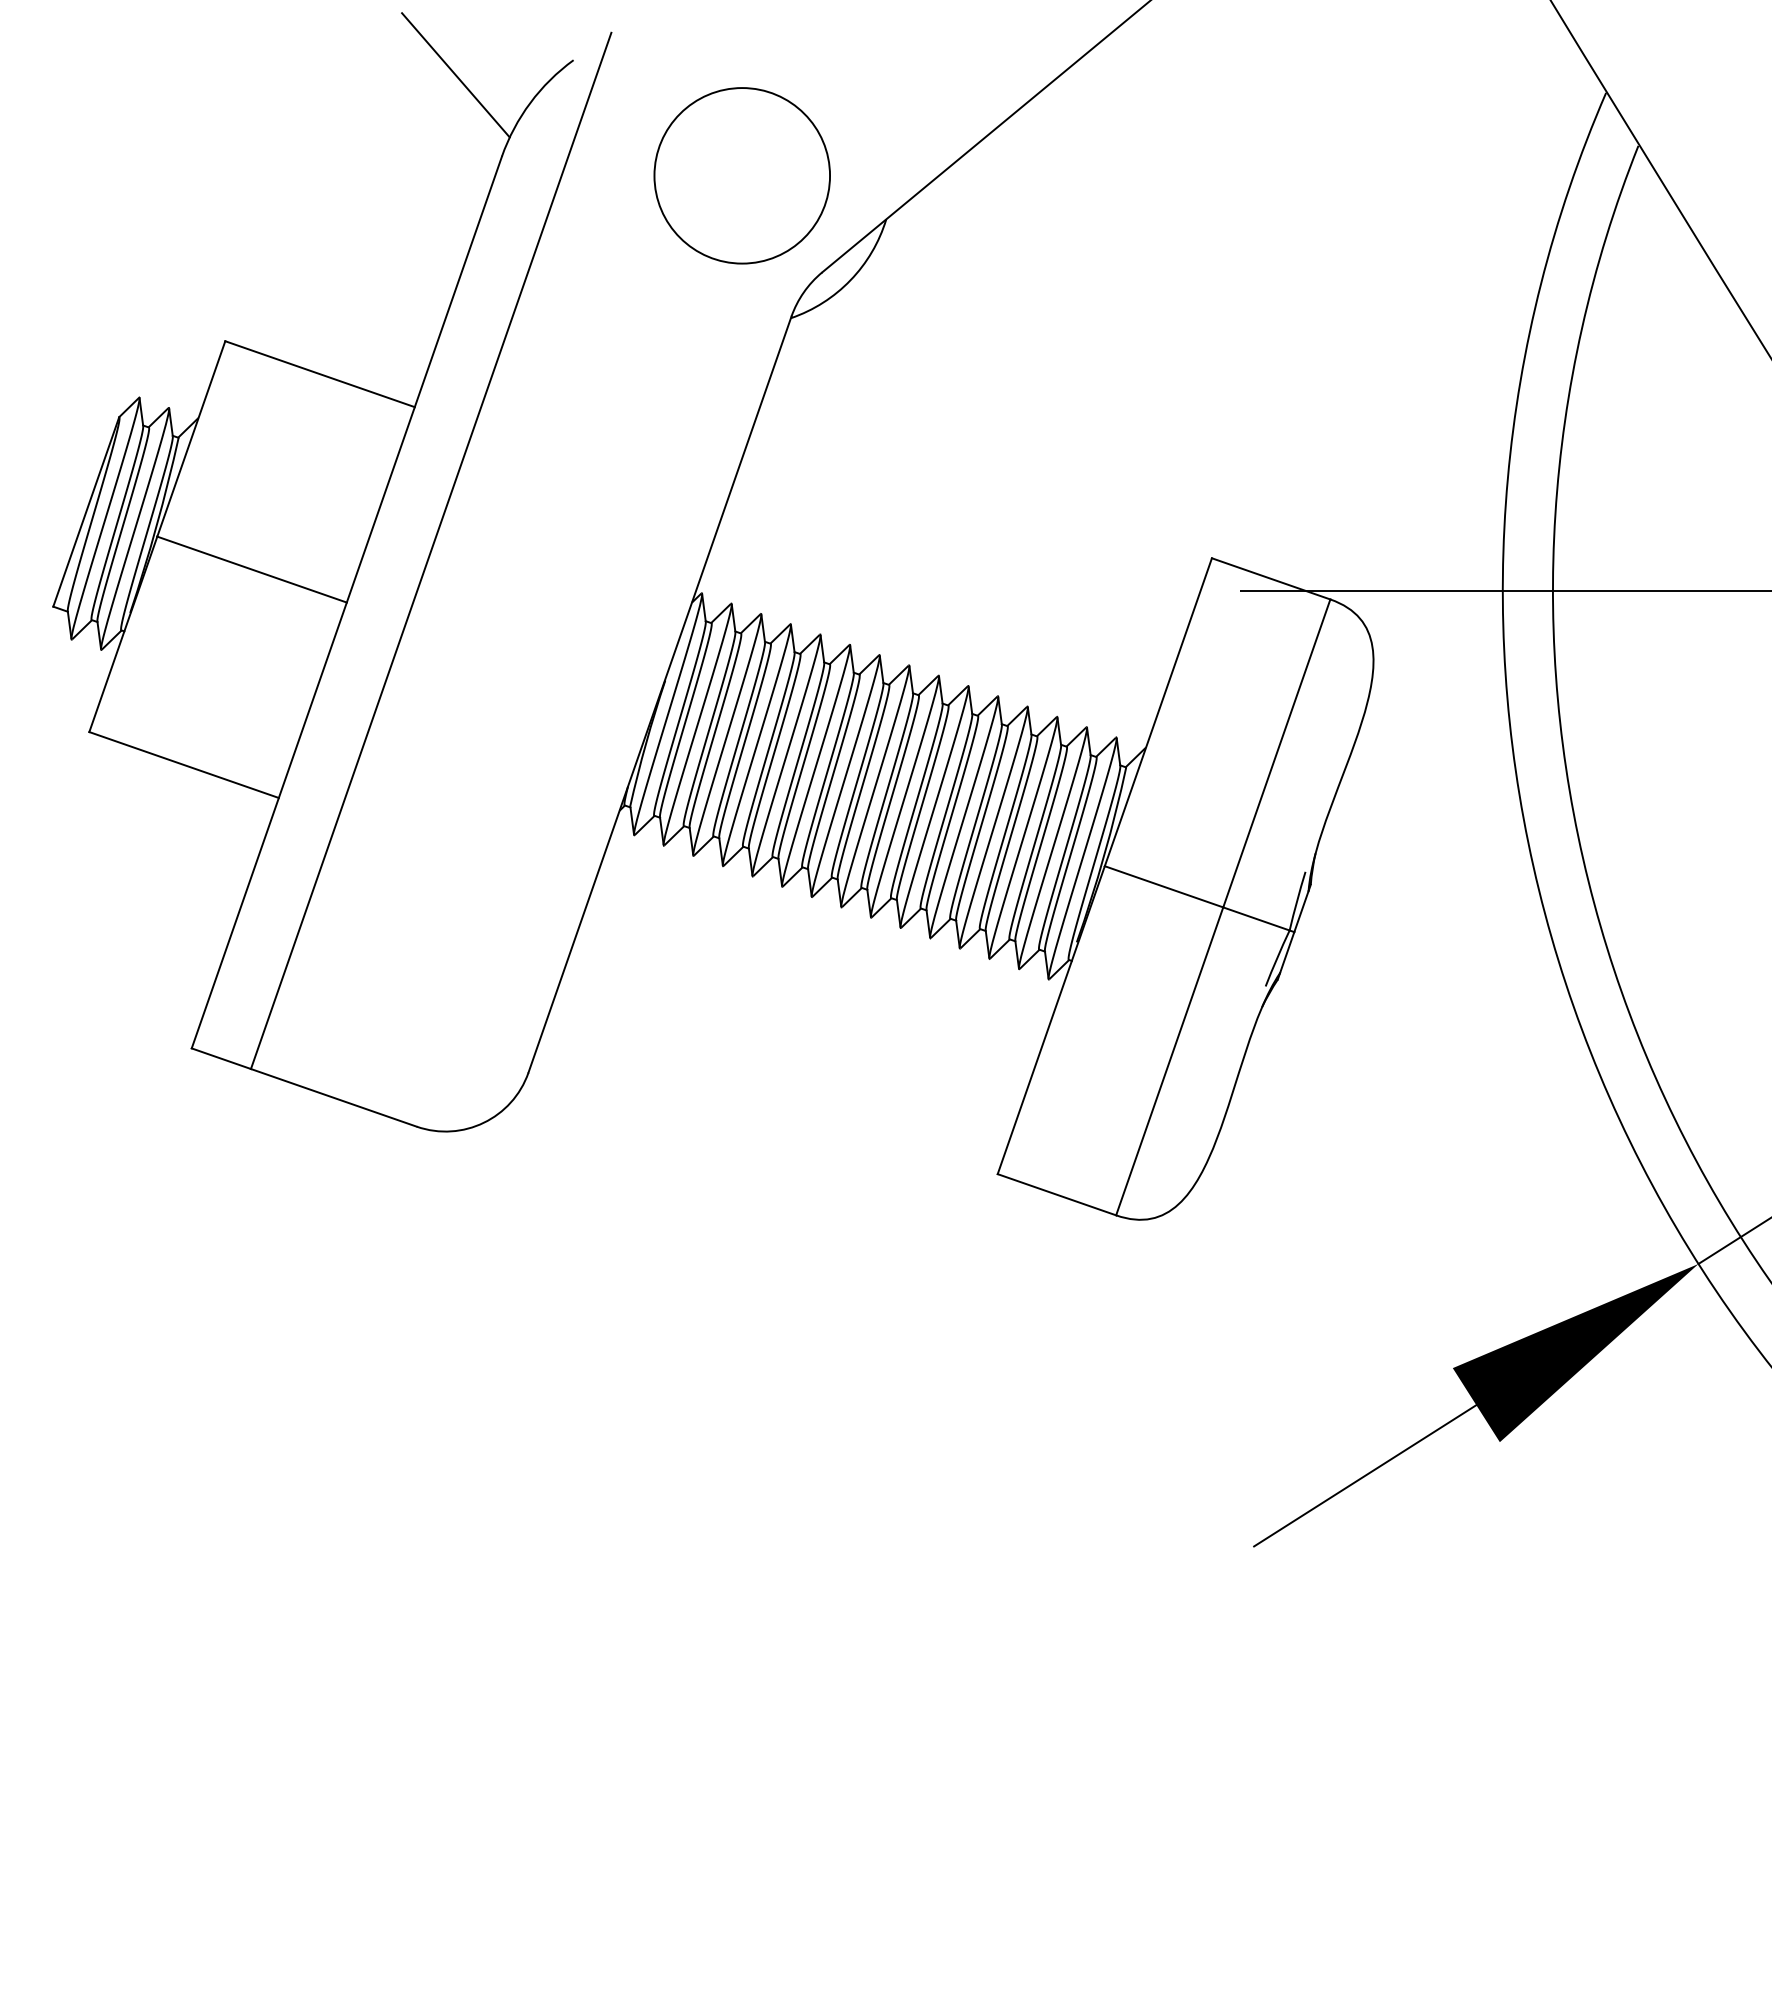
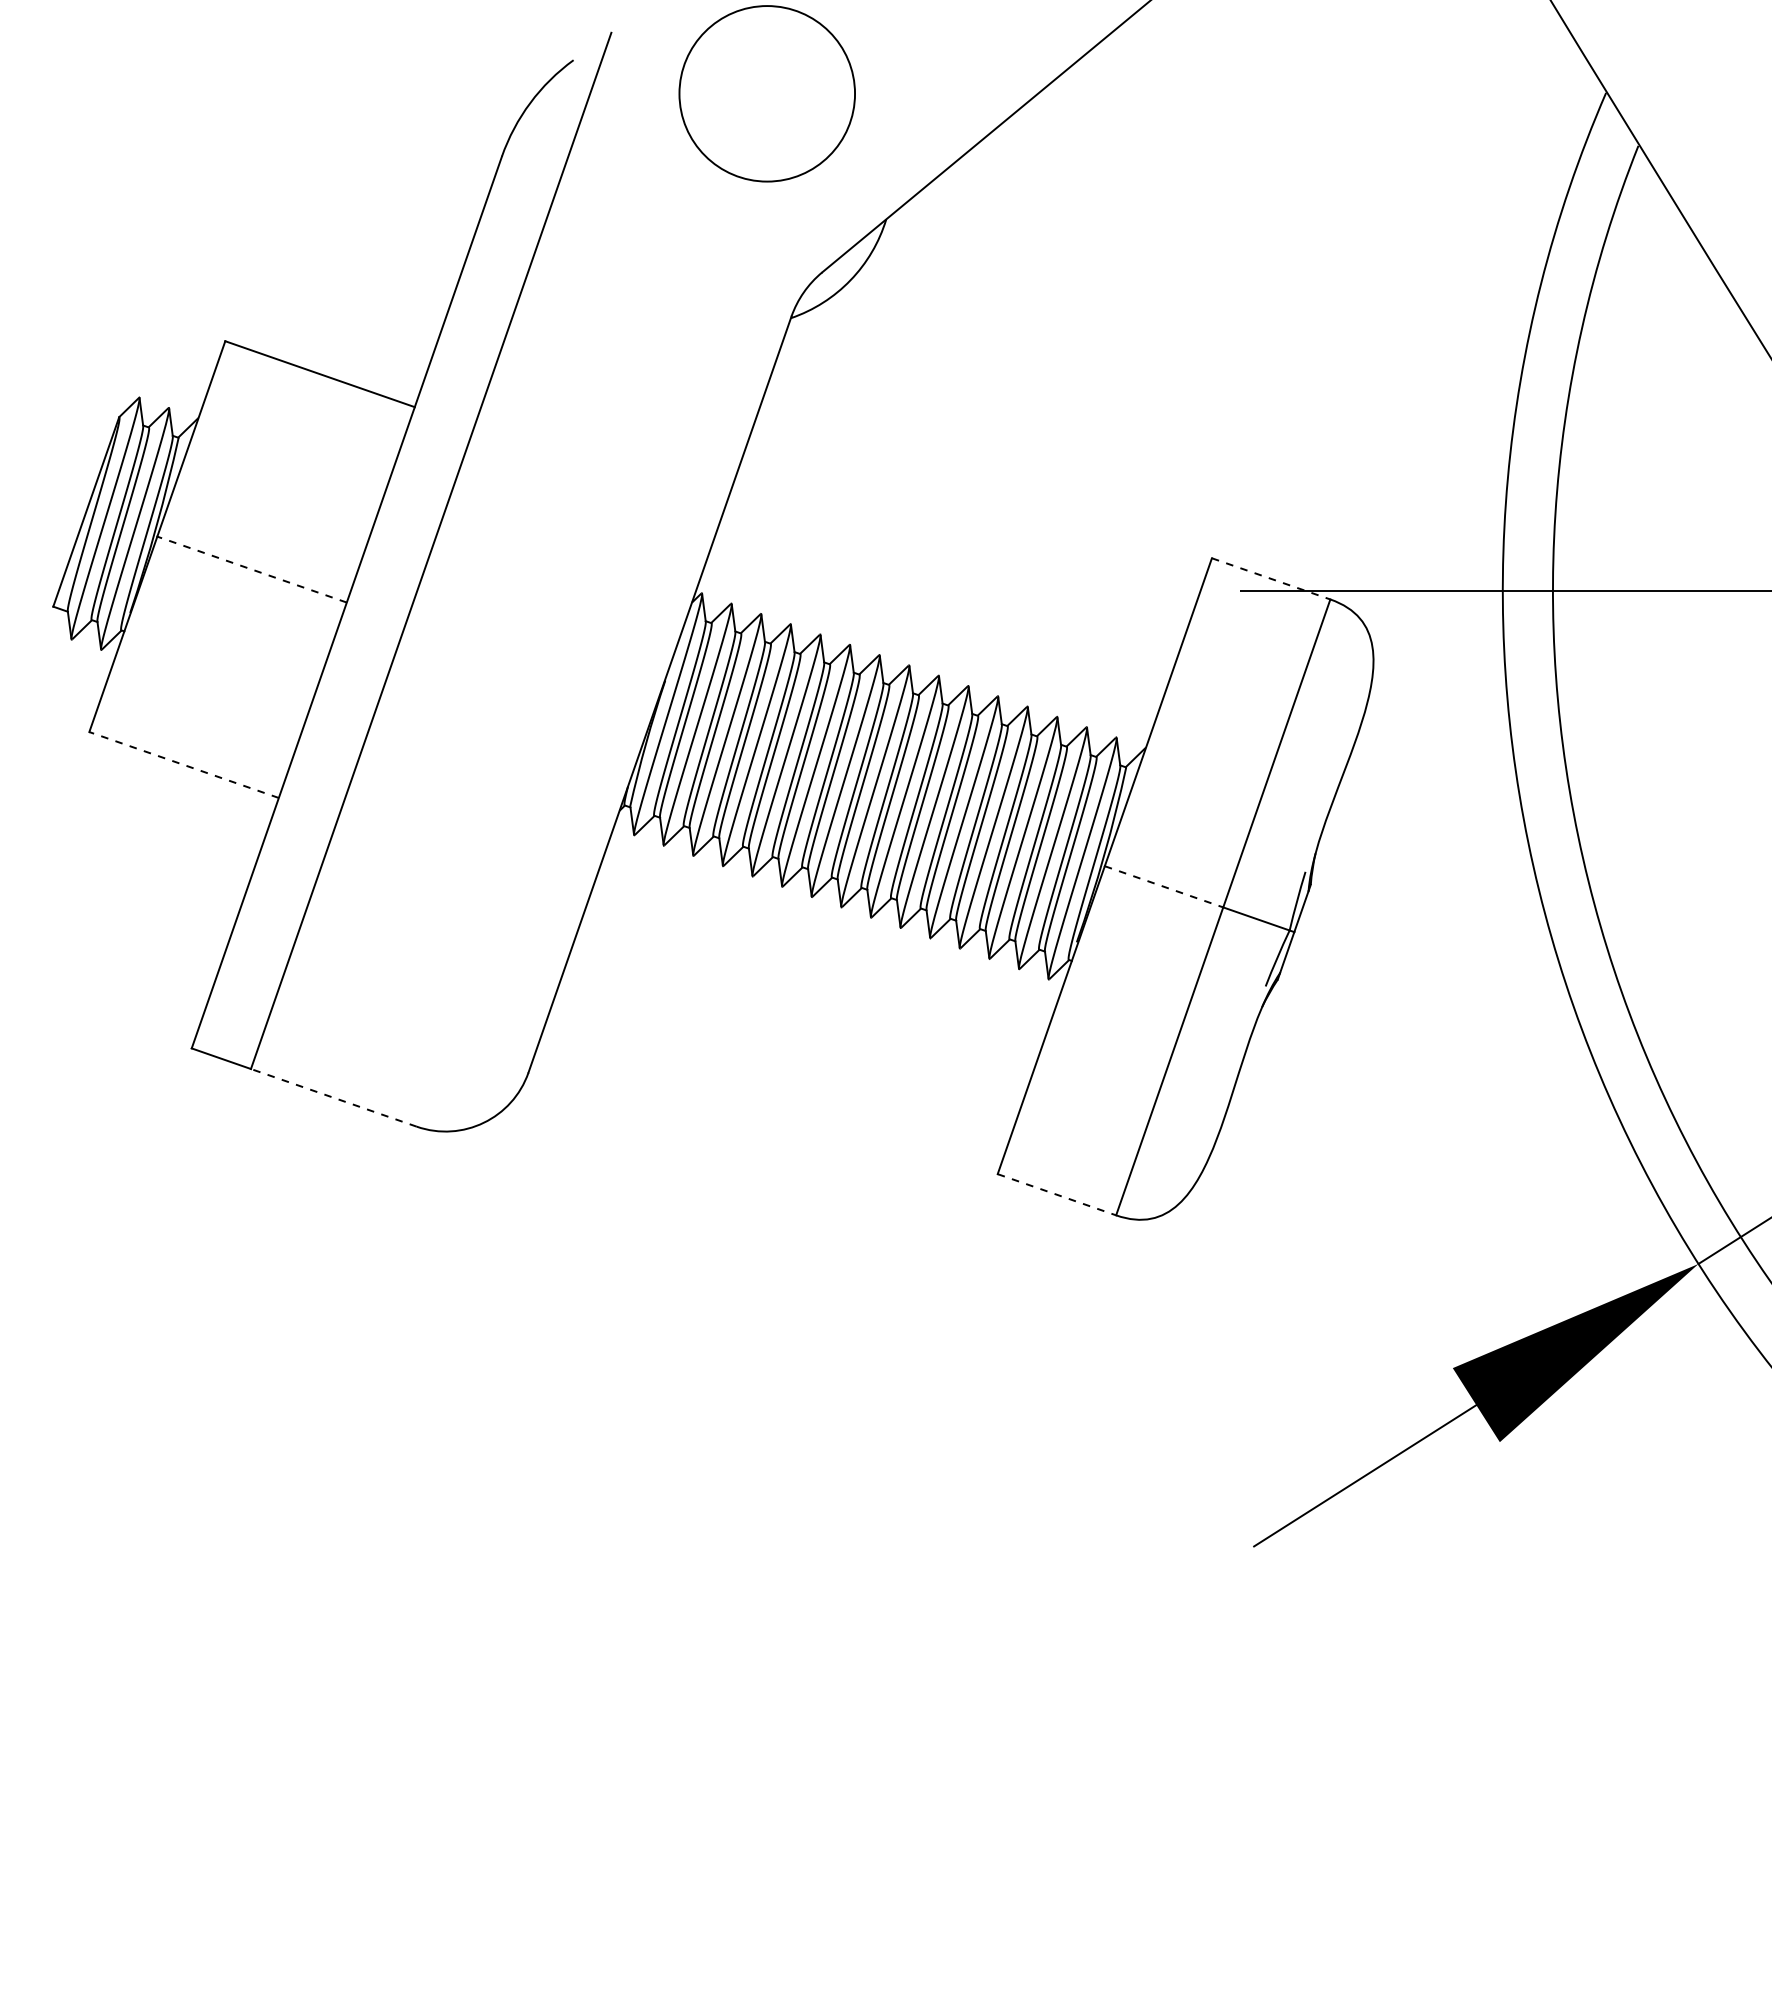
line: present -> none (455, 75)
circle position: (741, 175) -> (766, 93) (766, 93)
line: solid -> dashed (251, 569)
line: solid -> dashed (1271, 578)
line: solid -> dashed (183, 764)
line: solid -> dashed (1164, 886)
line: solid -> dashed (333, 1097)
line: solid -> dashed (1056, 1194)
